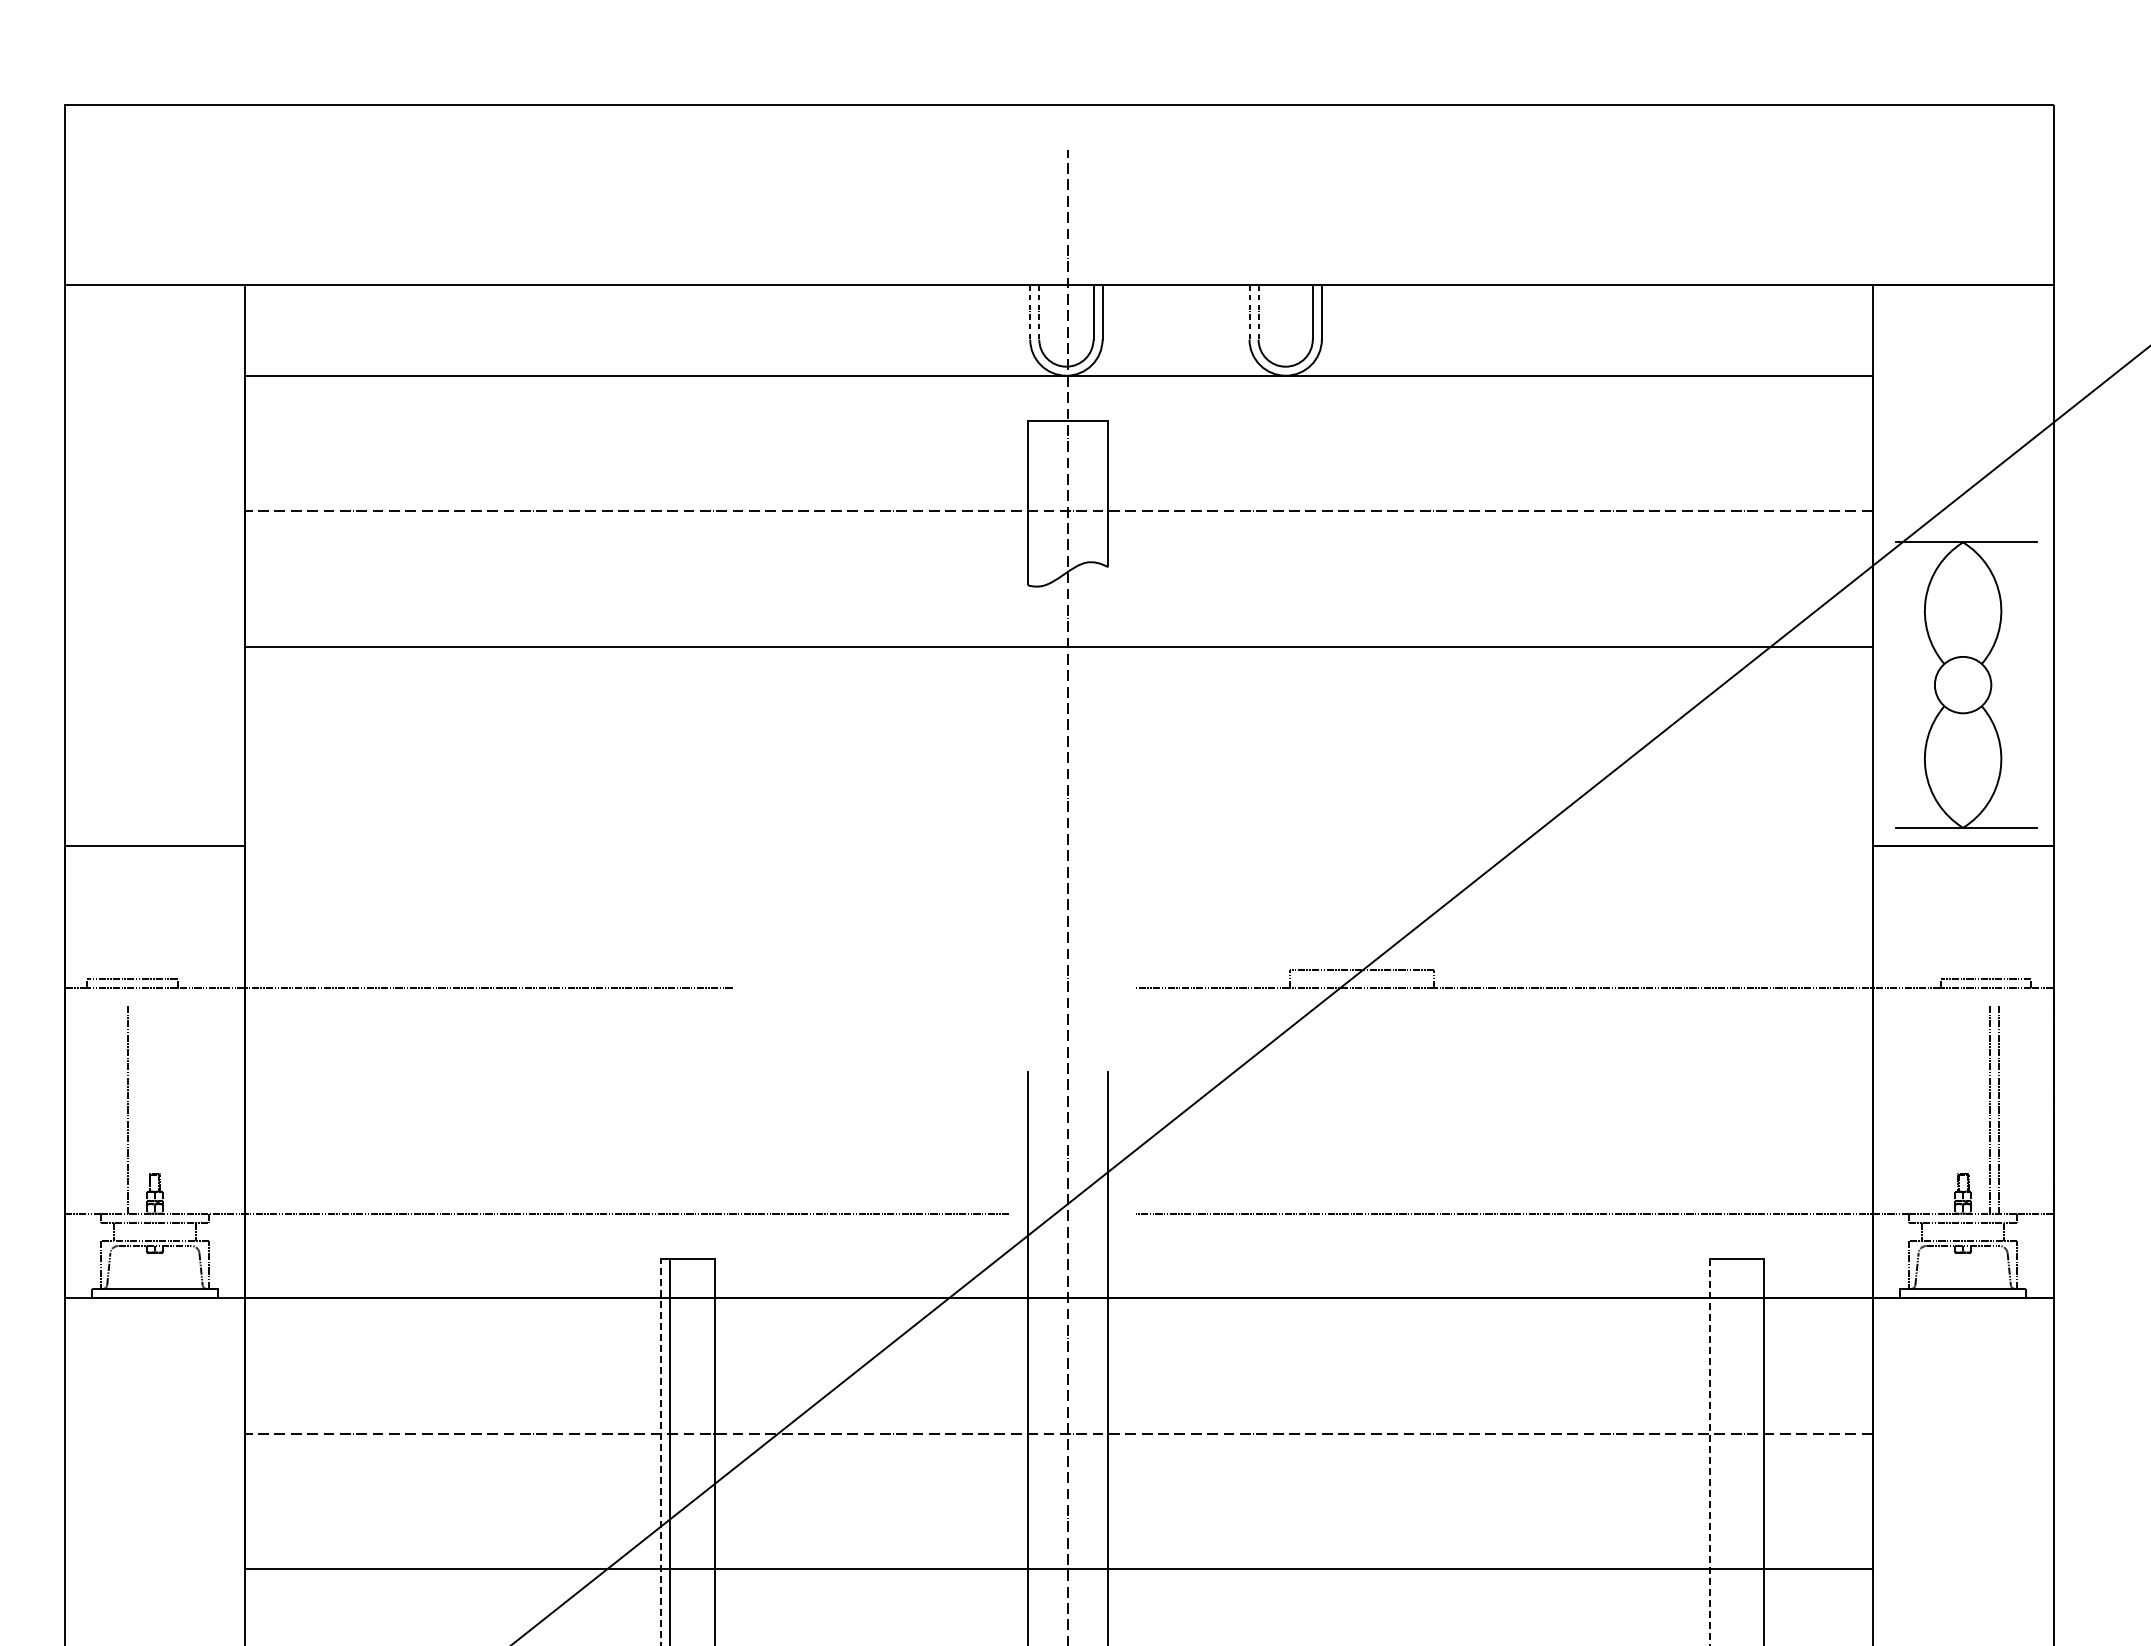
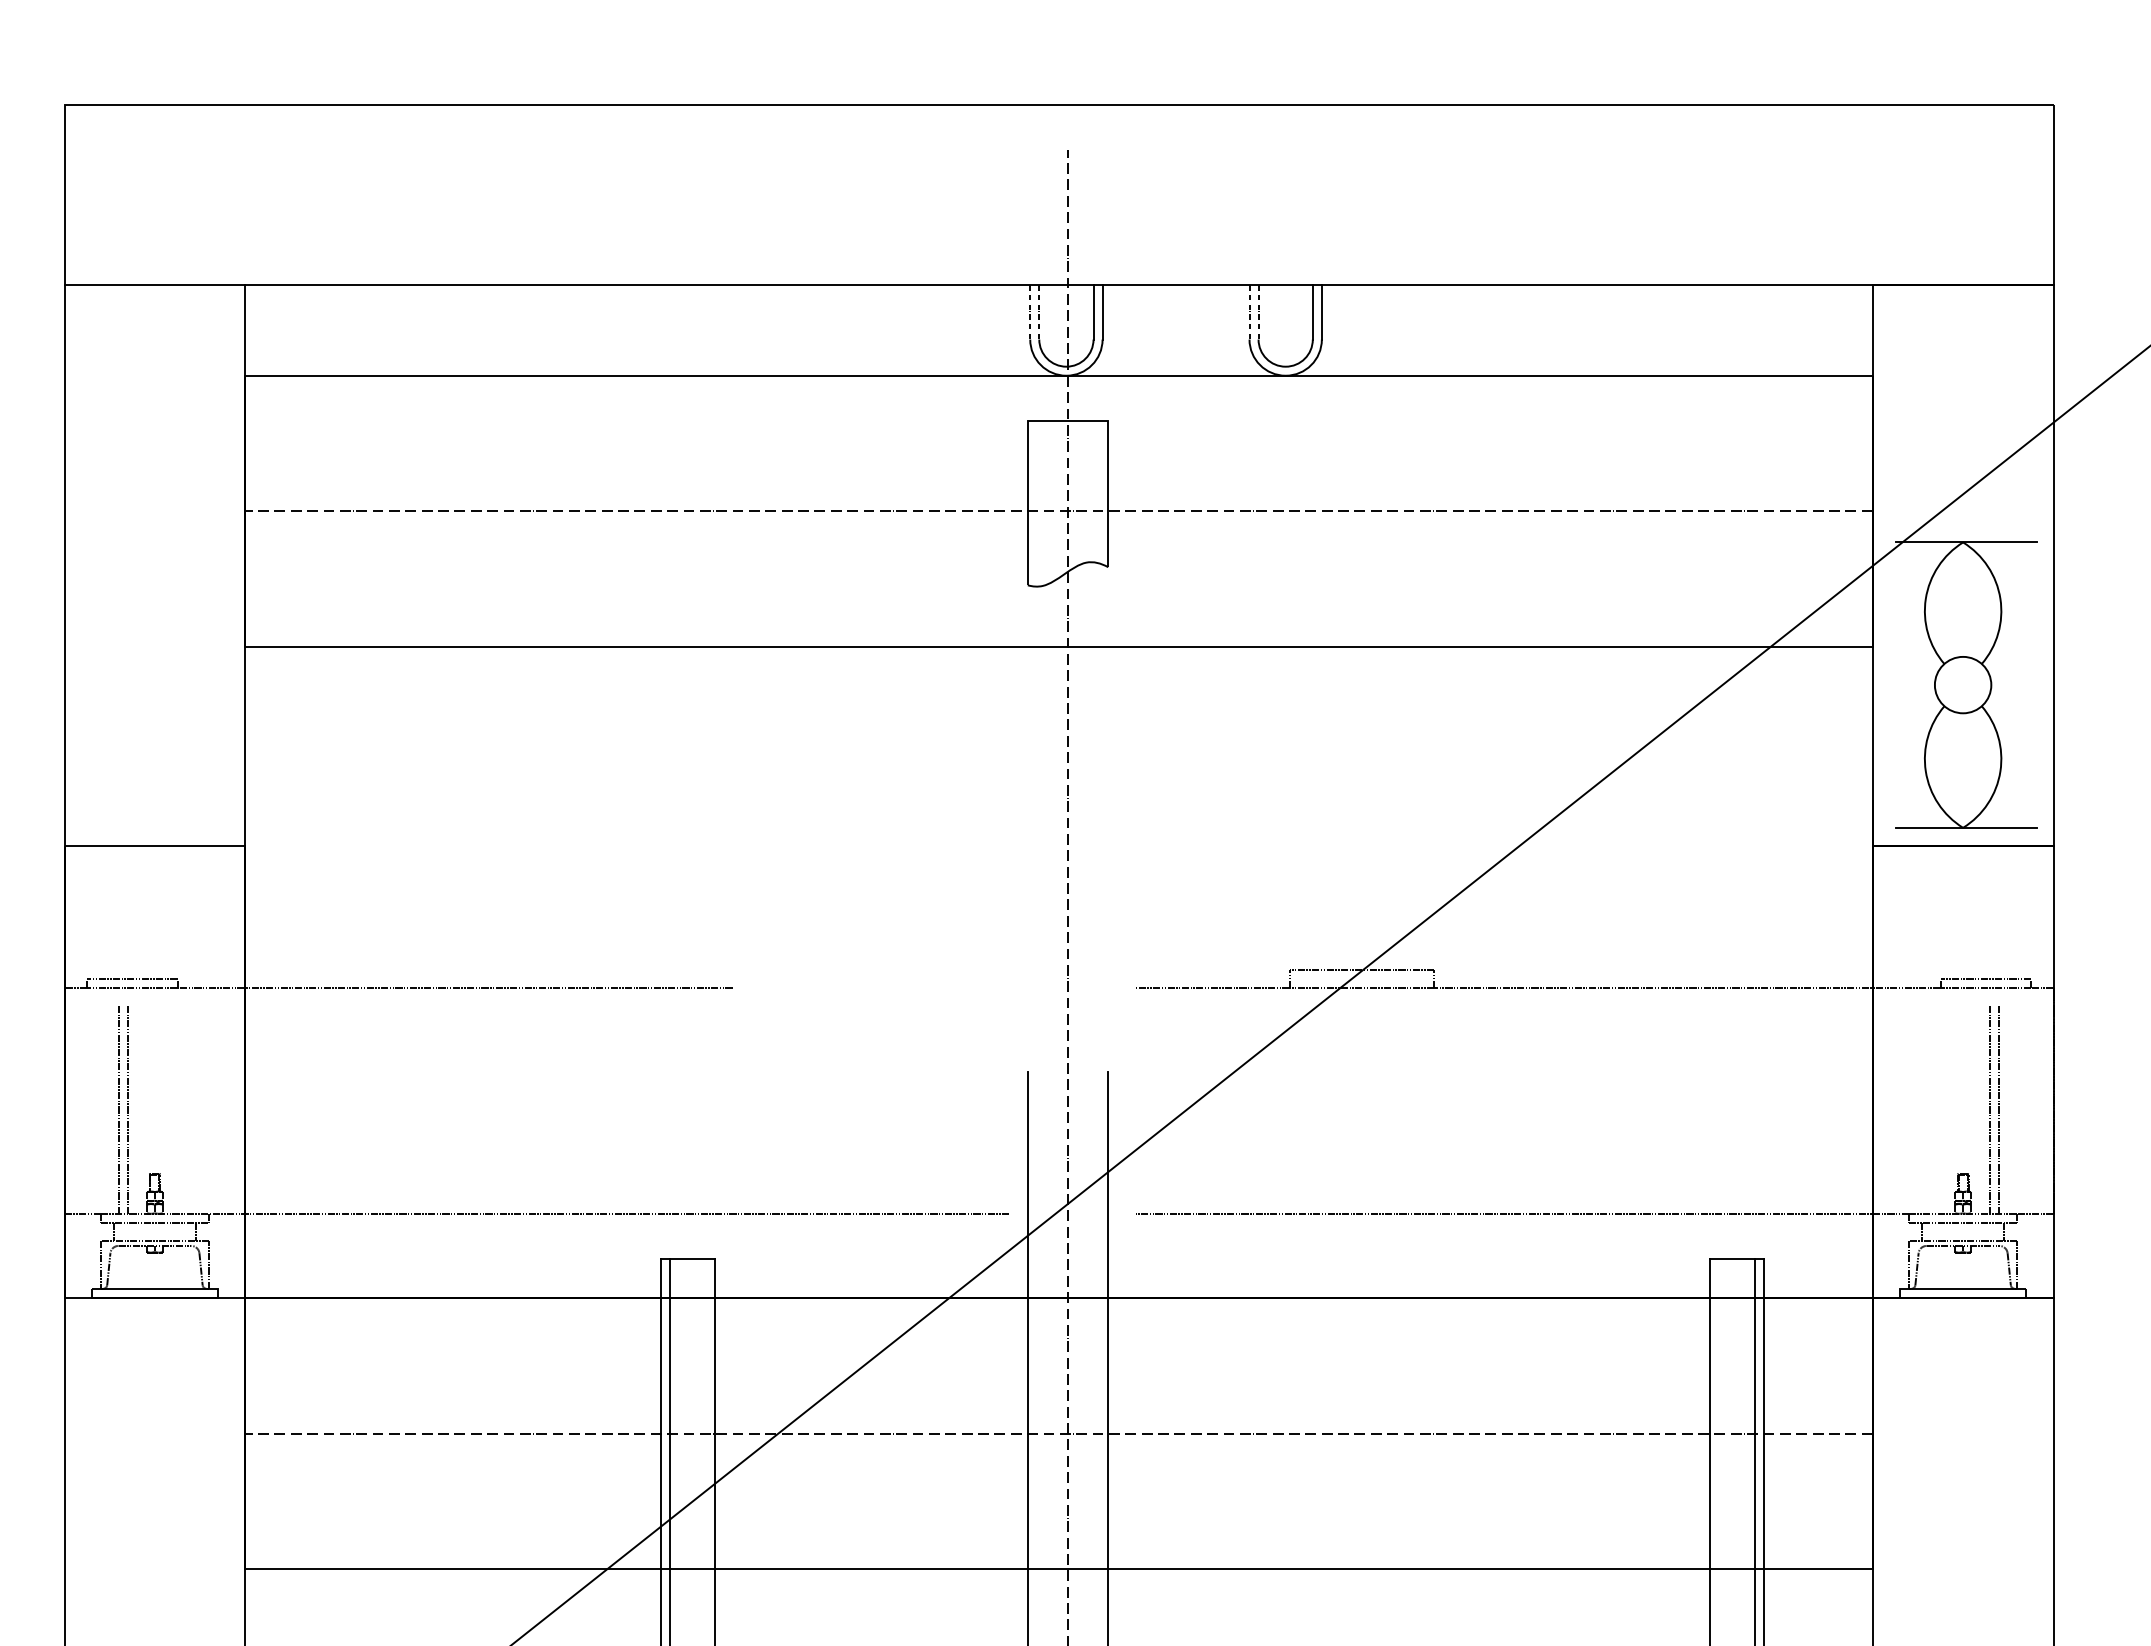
line: none -> present (118, 1109)
line: none -> present (1755, 1450)
line: dashed -> solid (661, 1451)
line: dashed -> solid (1709, 1452)
